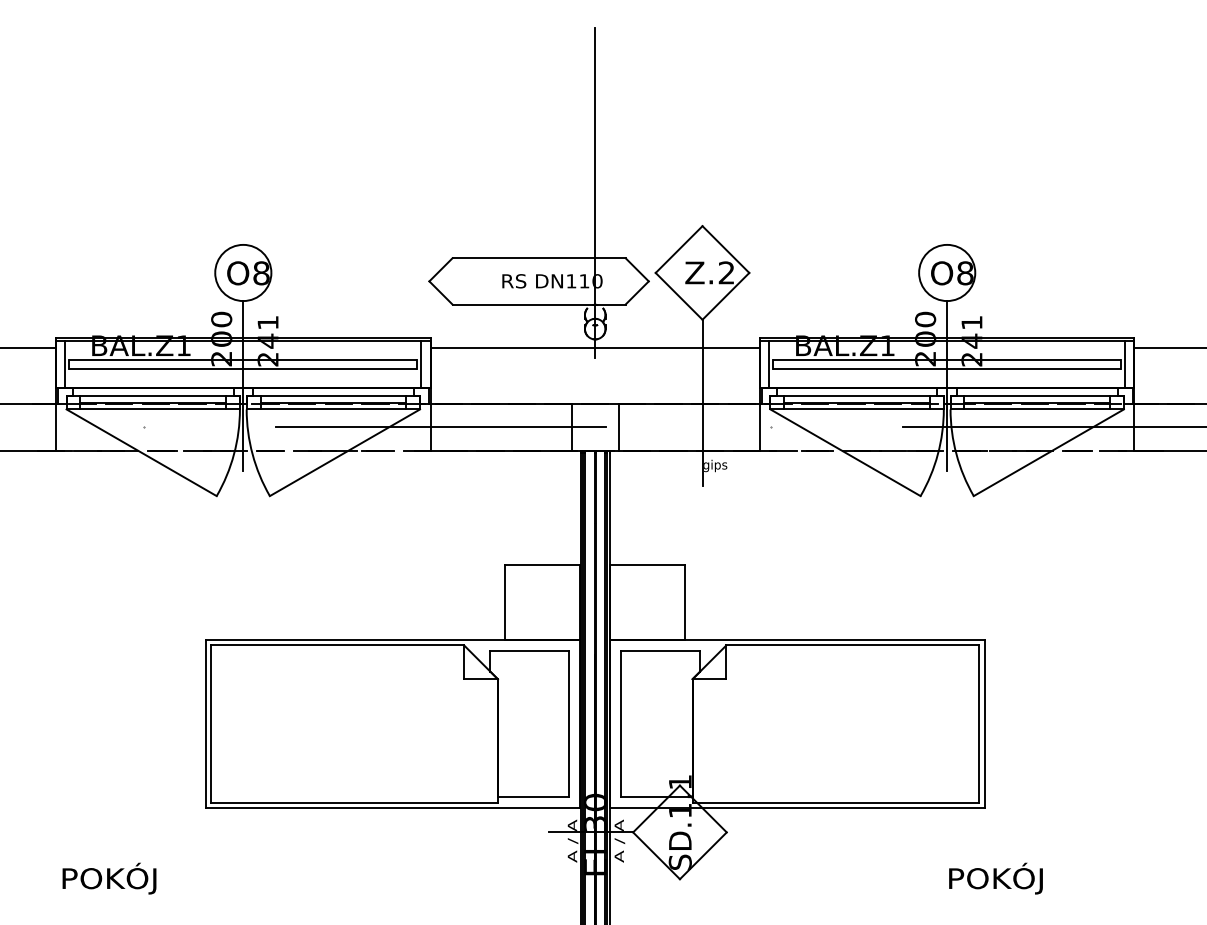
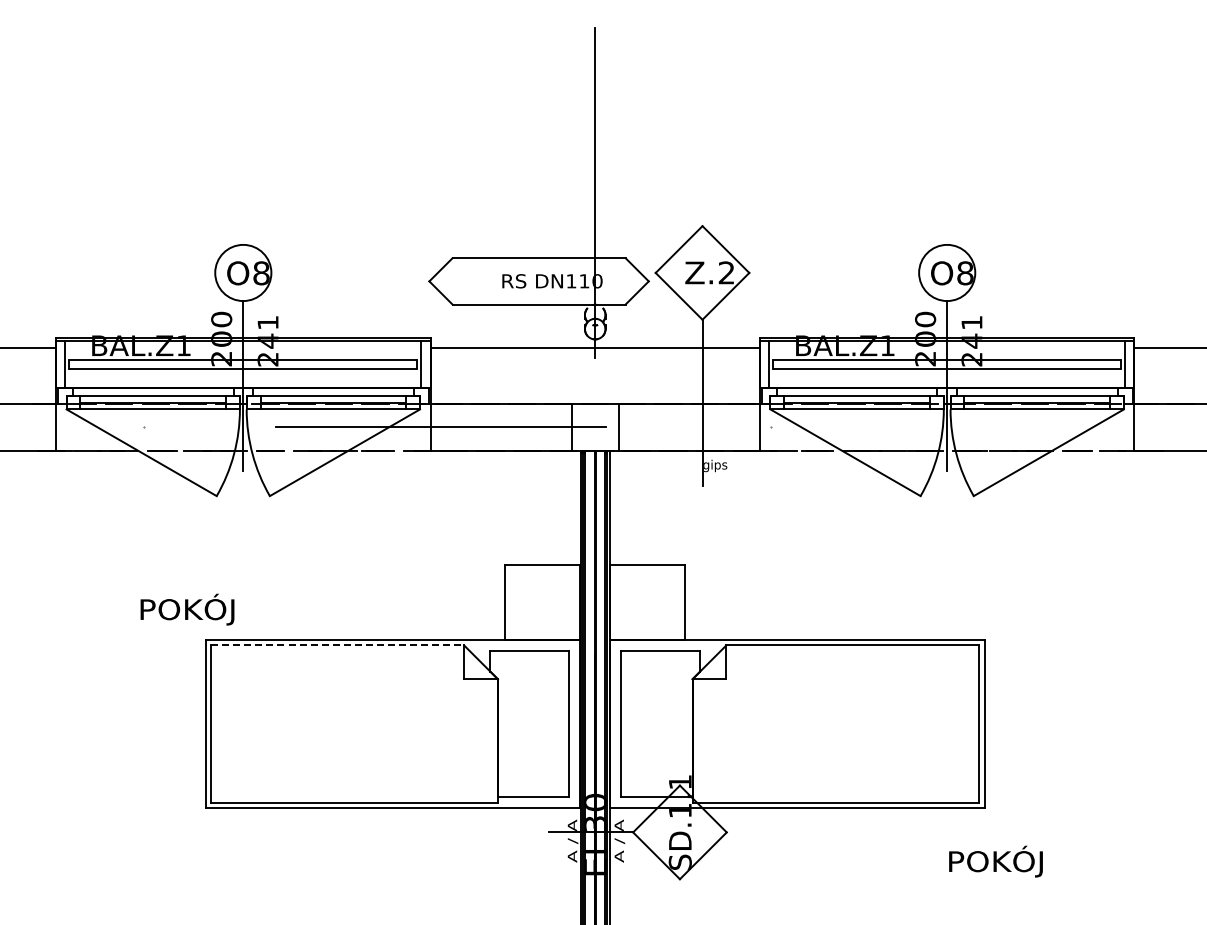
line: present -> none (1053, 427)
line: solid -> dashed (338, 645)
text position: (109, 878) -> (187, 609) (187, 609)
text position: (995, 878) -> (995, 861) (995, 861)
